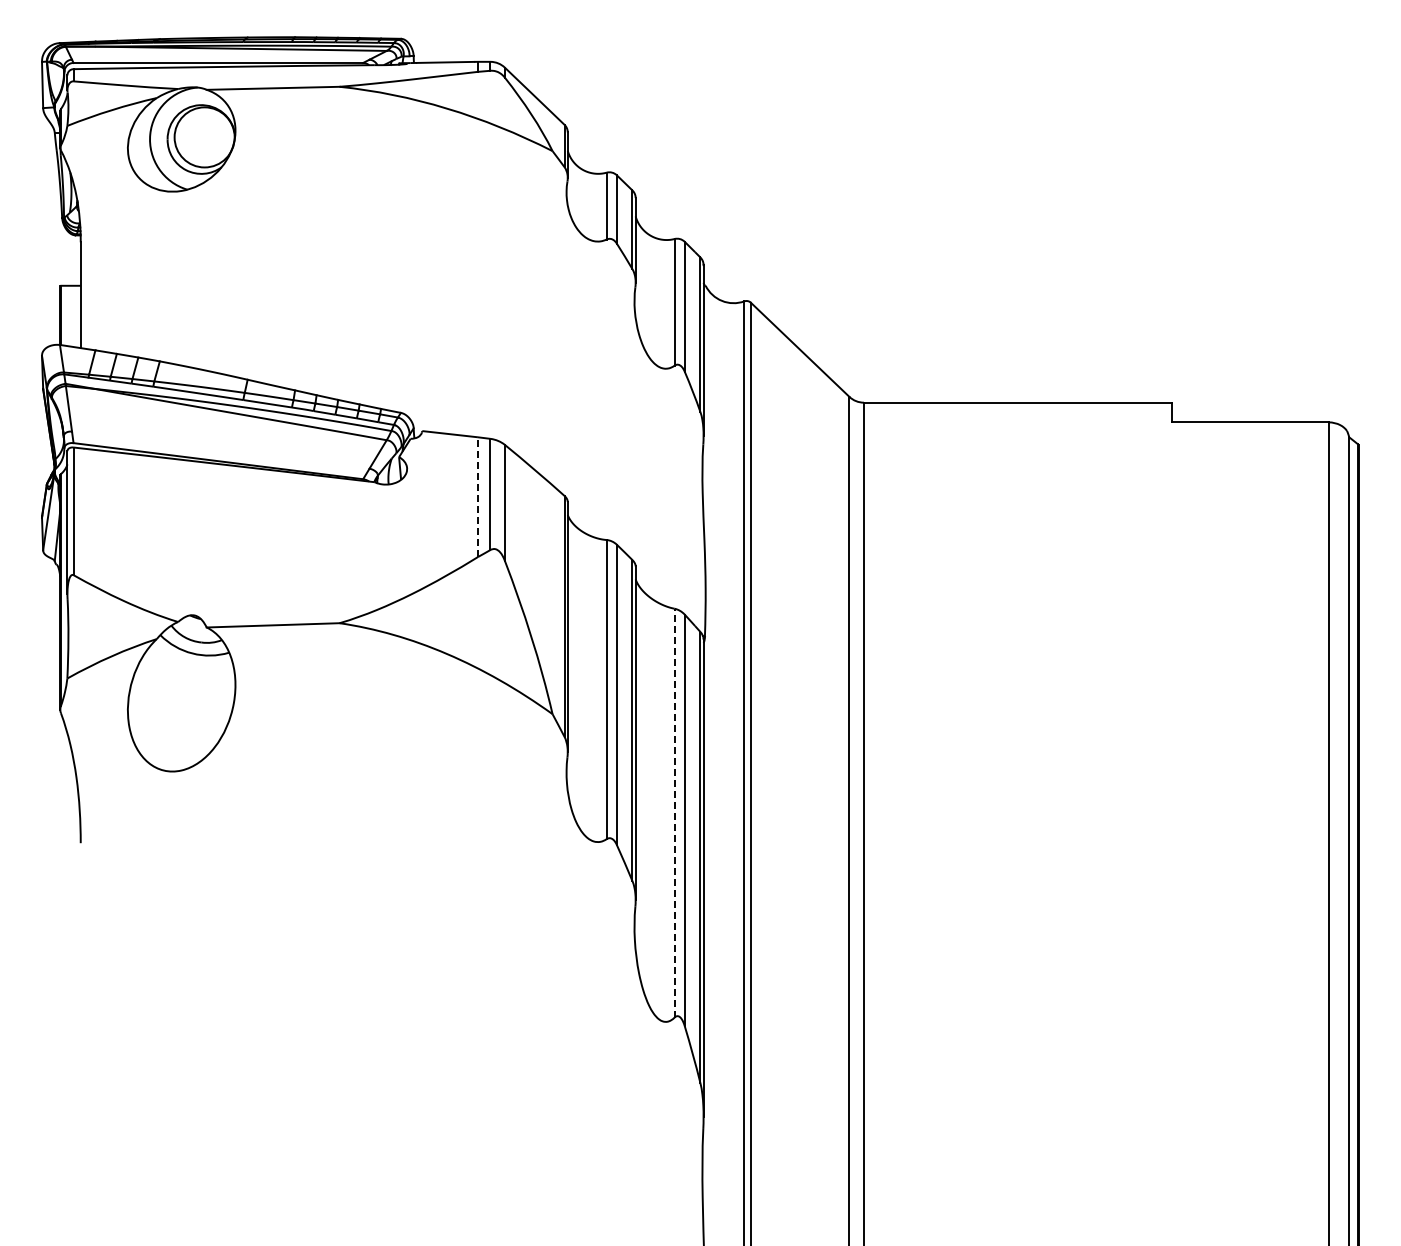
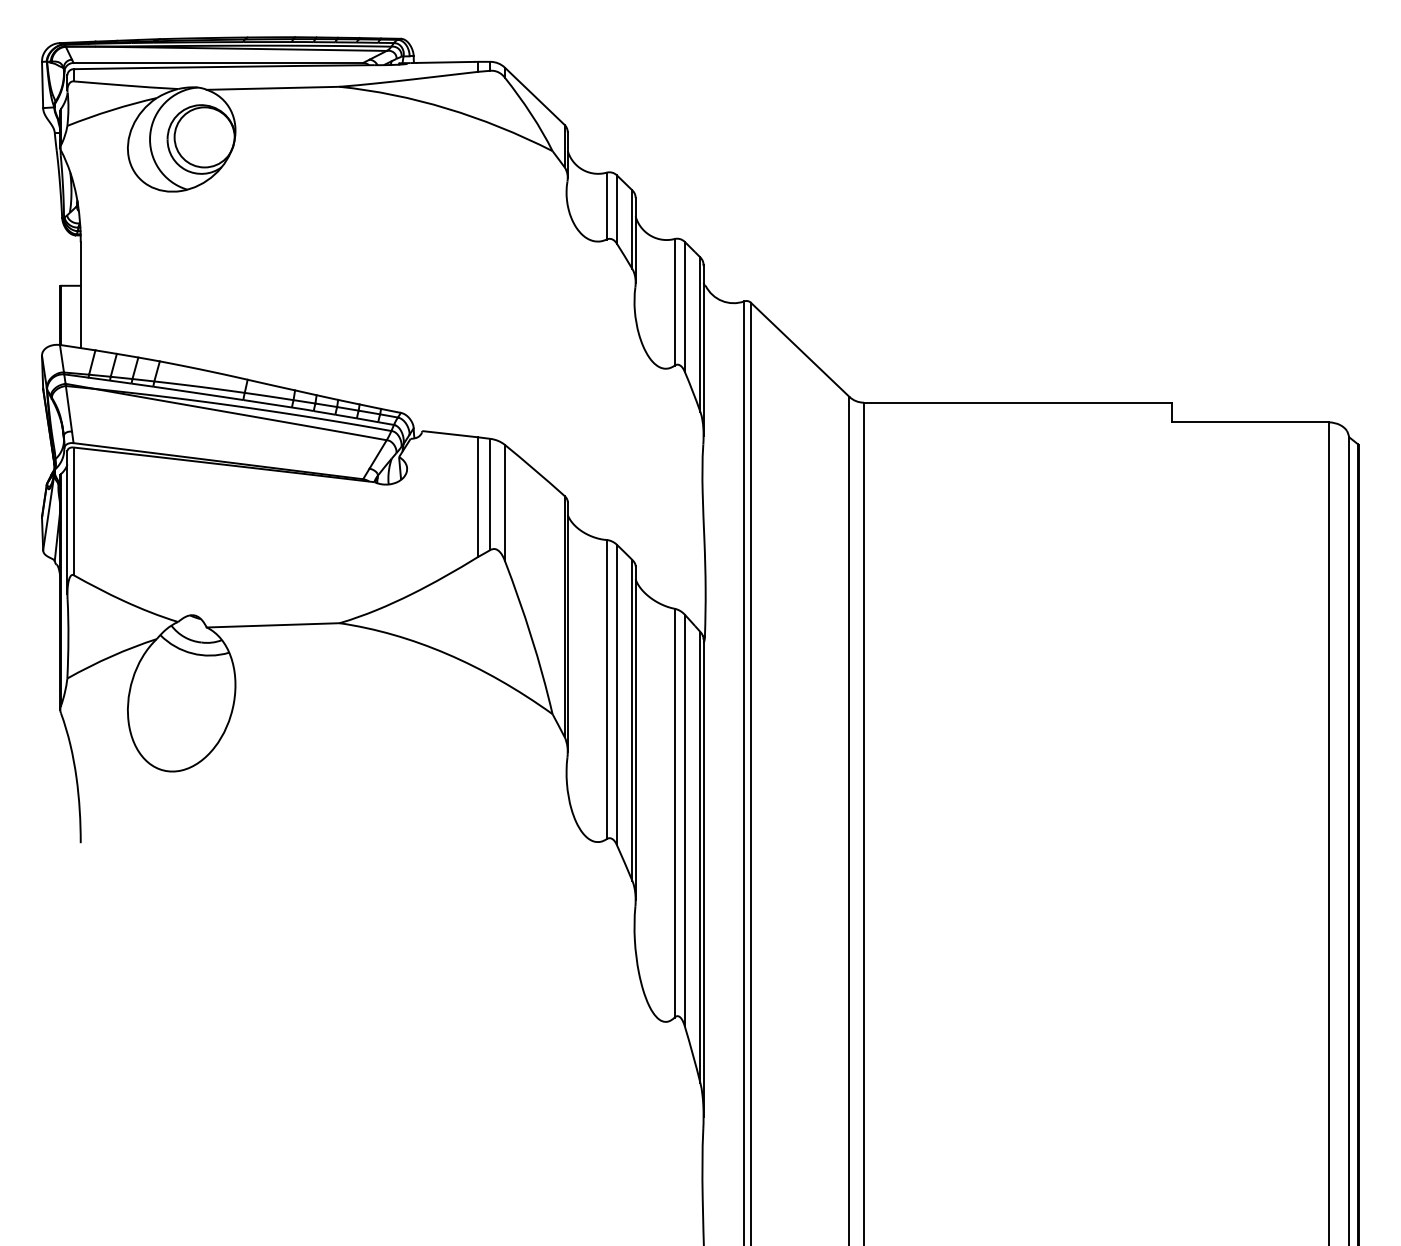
line: dashed -> solid (477, 497)
line: dashed -> solid (674, 812)
